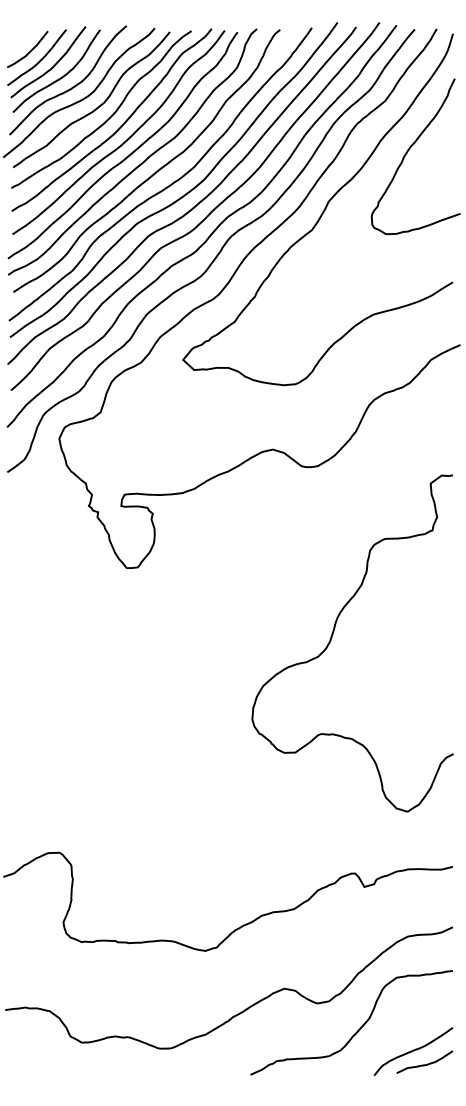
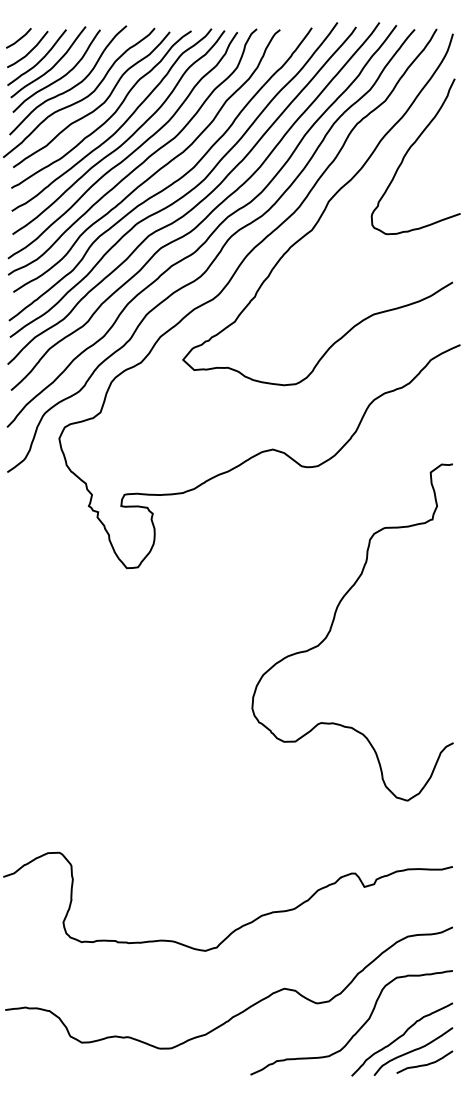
line: none -> present (19, 38)
curve position: (332, 637) -> (332, 626) (332, 626)
curve: none -> present (401, 1037)
